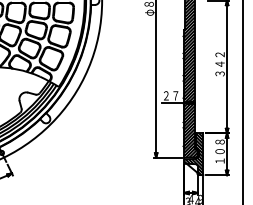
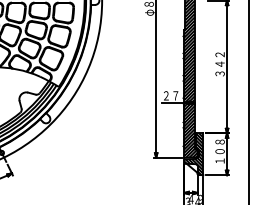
line position: (242, 101) -> (248, 101) (248, 101)
